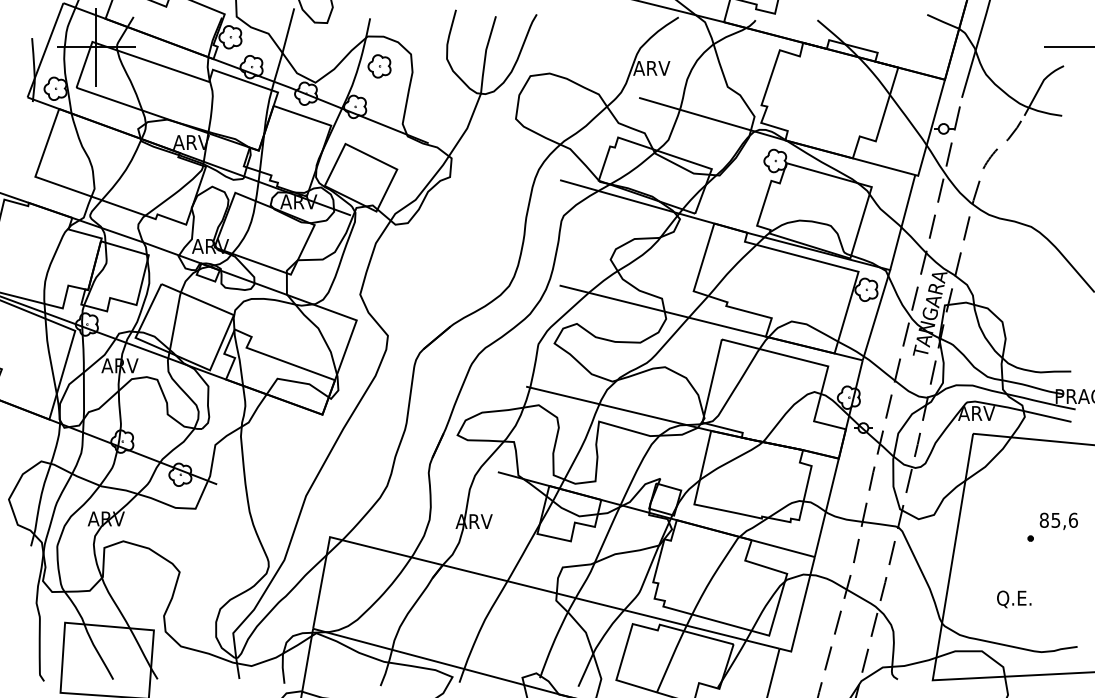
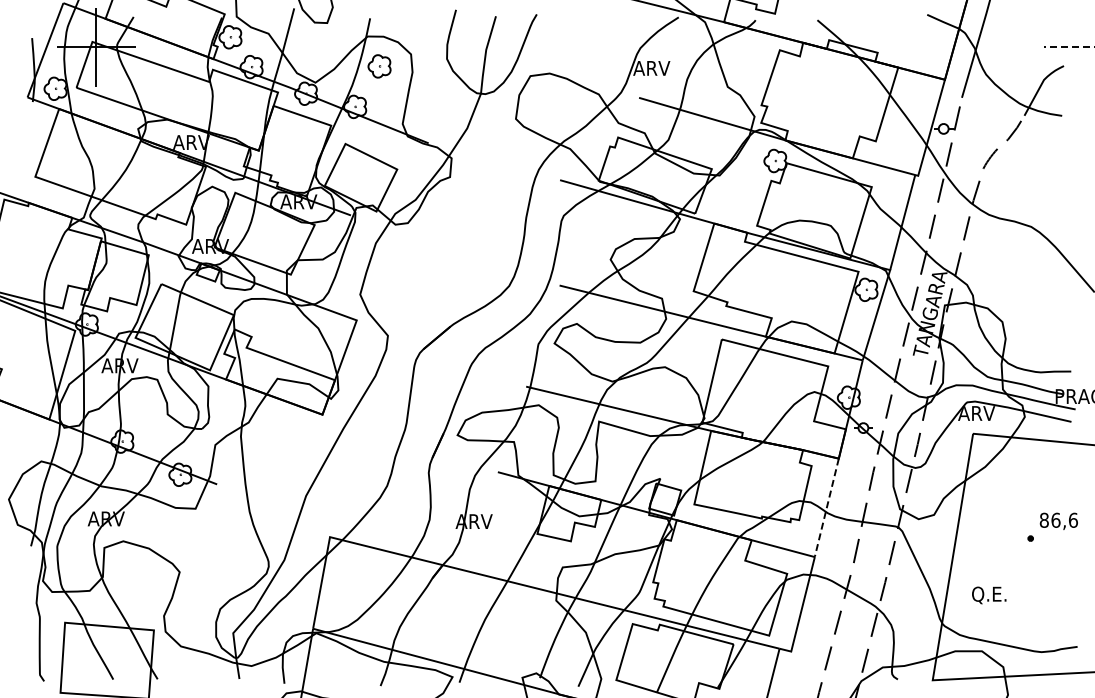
line: solid -> dashed (1068, 47)
line: solid -> dashed (826, 509)
text: 85,6 -> 86,6 (1055, 519)
text position: (1014, 599) -> (989, 595) (989, 595)
